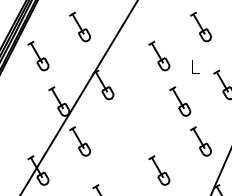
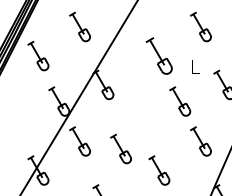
part size: 23x32 px -> 28x38 px (158, 55)
part: none -> present (120, 148)
